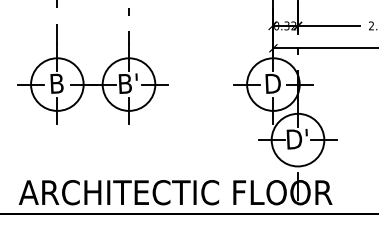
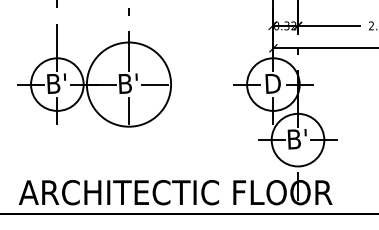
text: B -> B' (56, 83)
circle diameter: 53 px -> 84 px (128, 84)
text: D' -> B' (296, 139)
